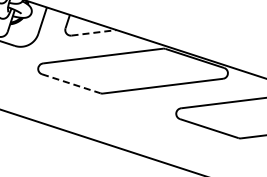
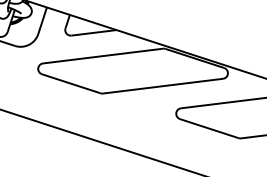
line: dashed -> solid (94, 32)
line: dashed -> solid (71, 83)
